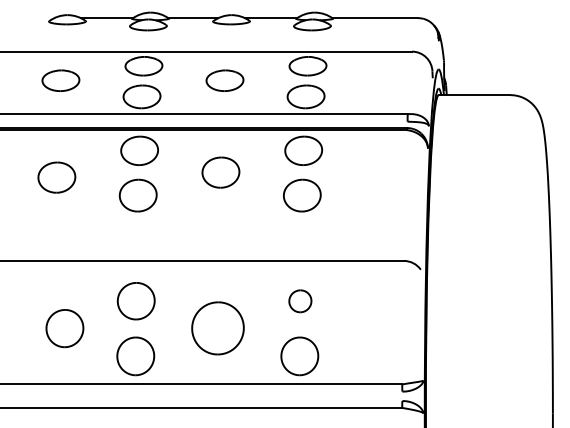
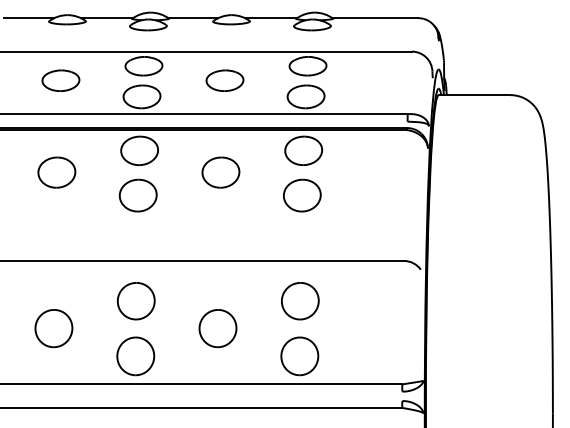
line: none -> present (29, 18)
part position: (56, 177) -> (56, 172) (56, 172)
part size: 25x25 px -> 39x39 px (300, 301)
part position: (64, 328) -> (53, 328) (53, 328)
part size: 54x55 px -> 40x40 px (217, 328)
